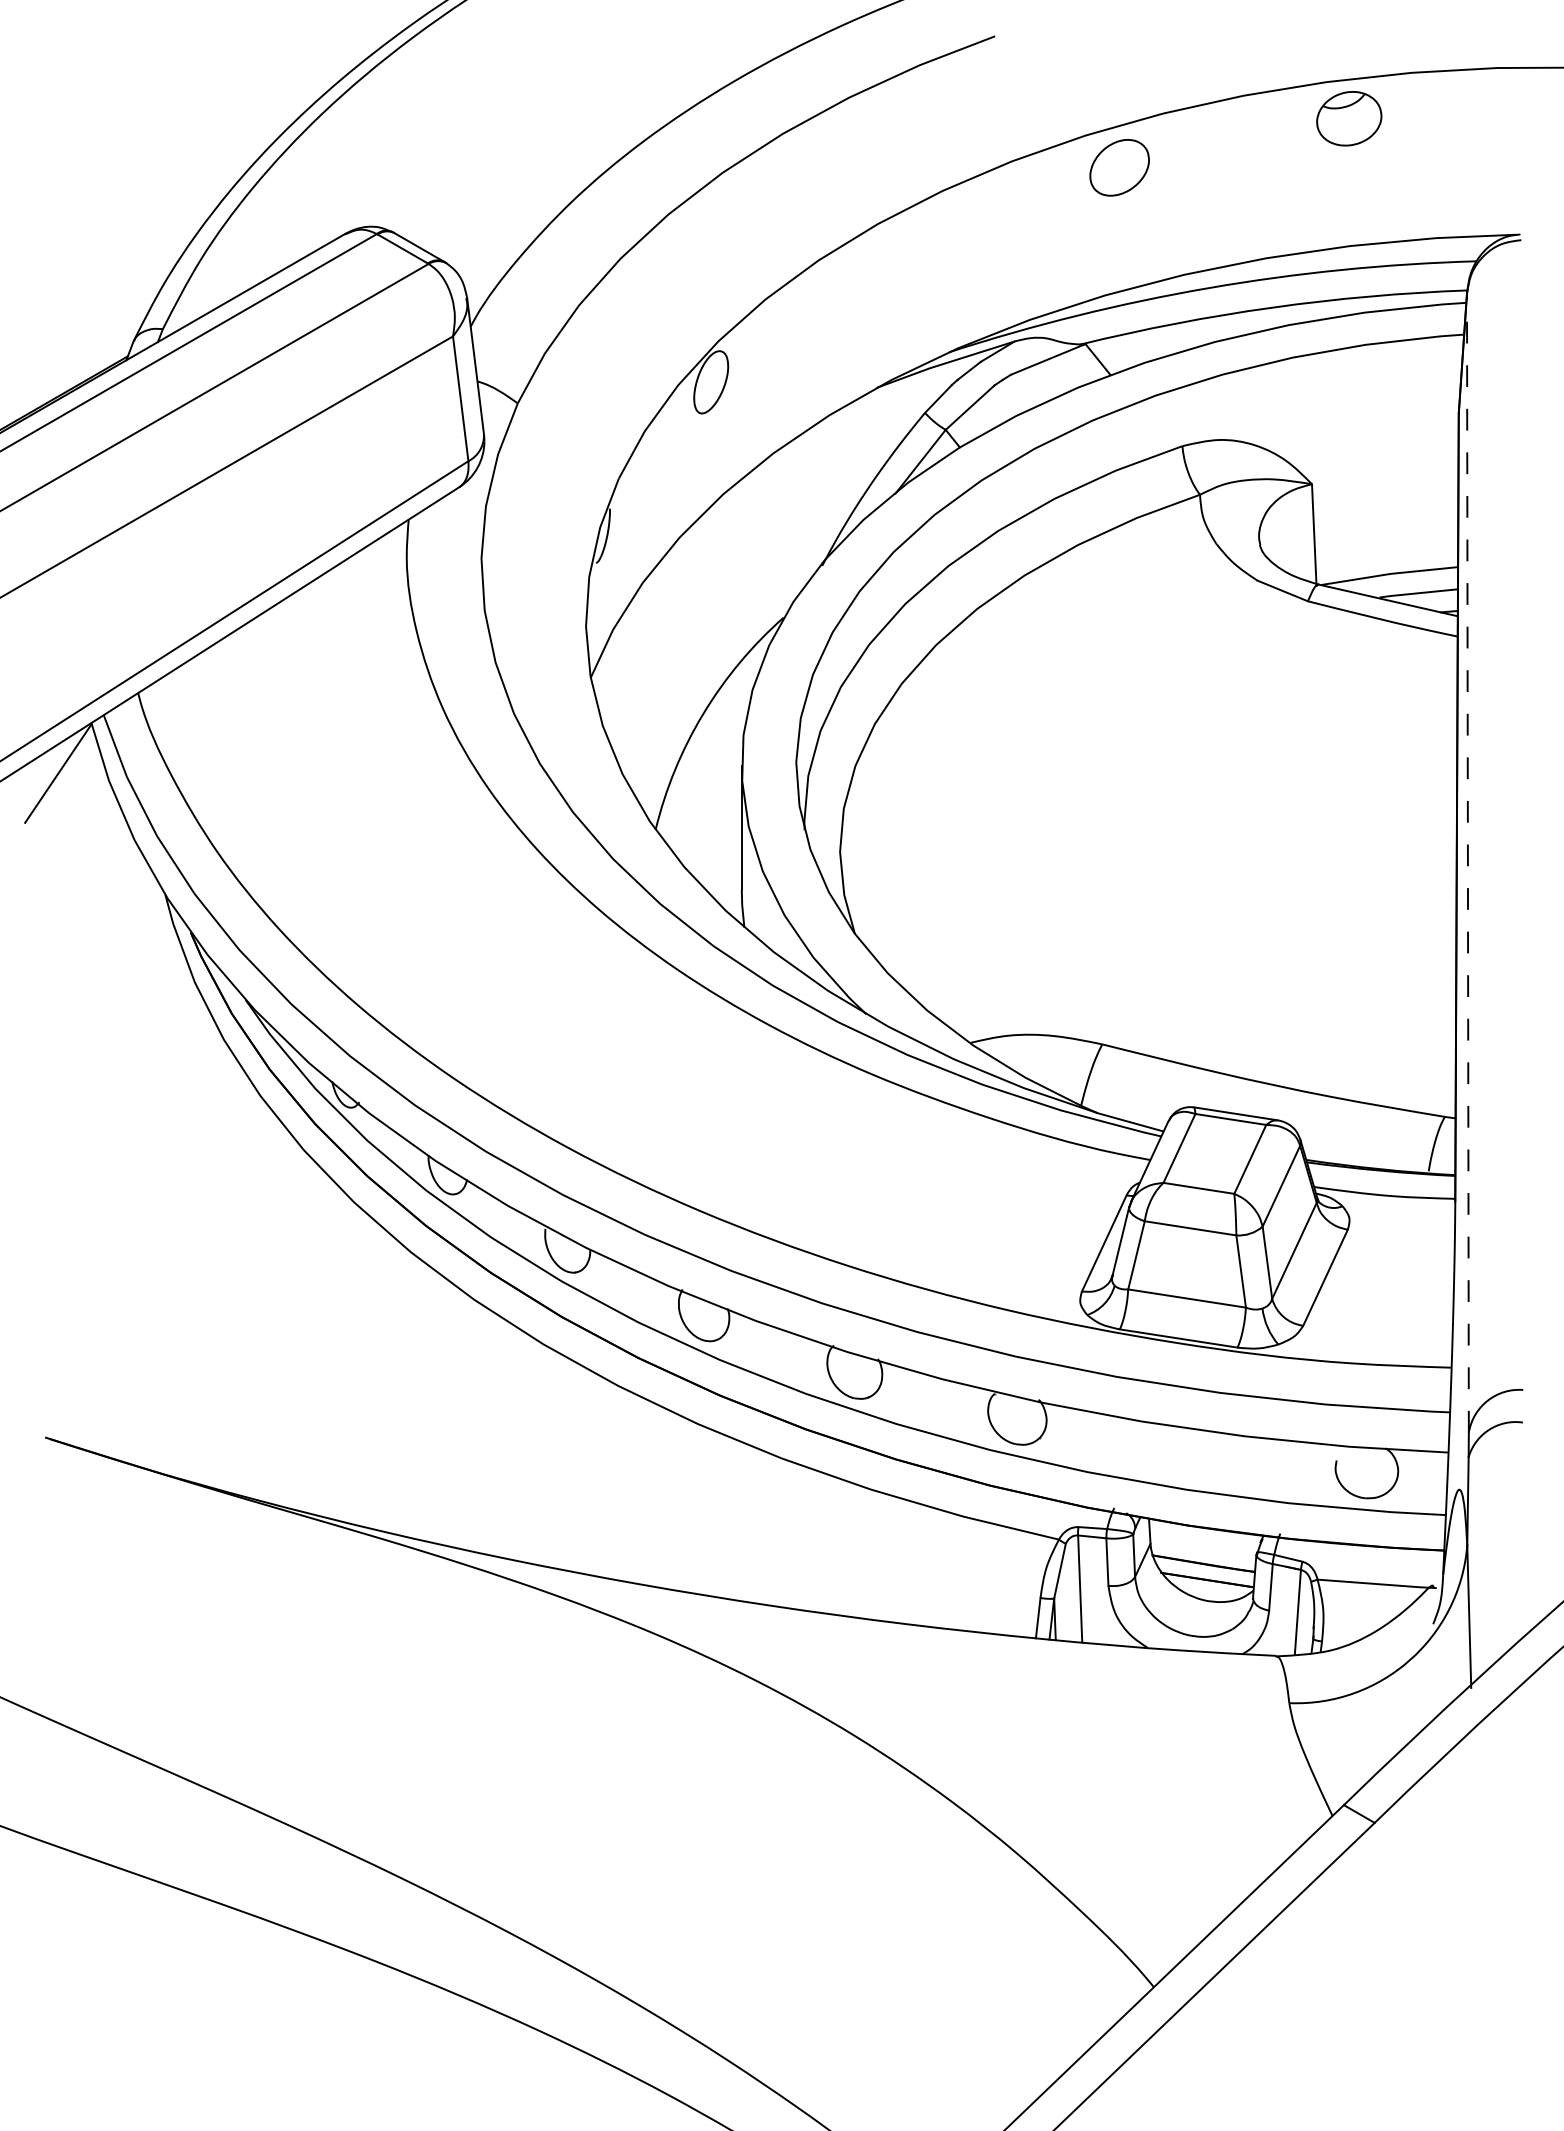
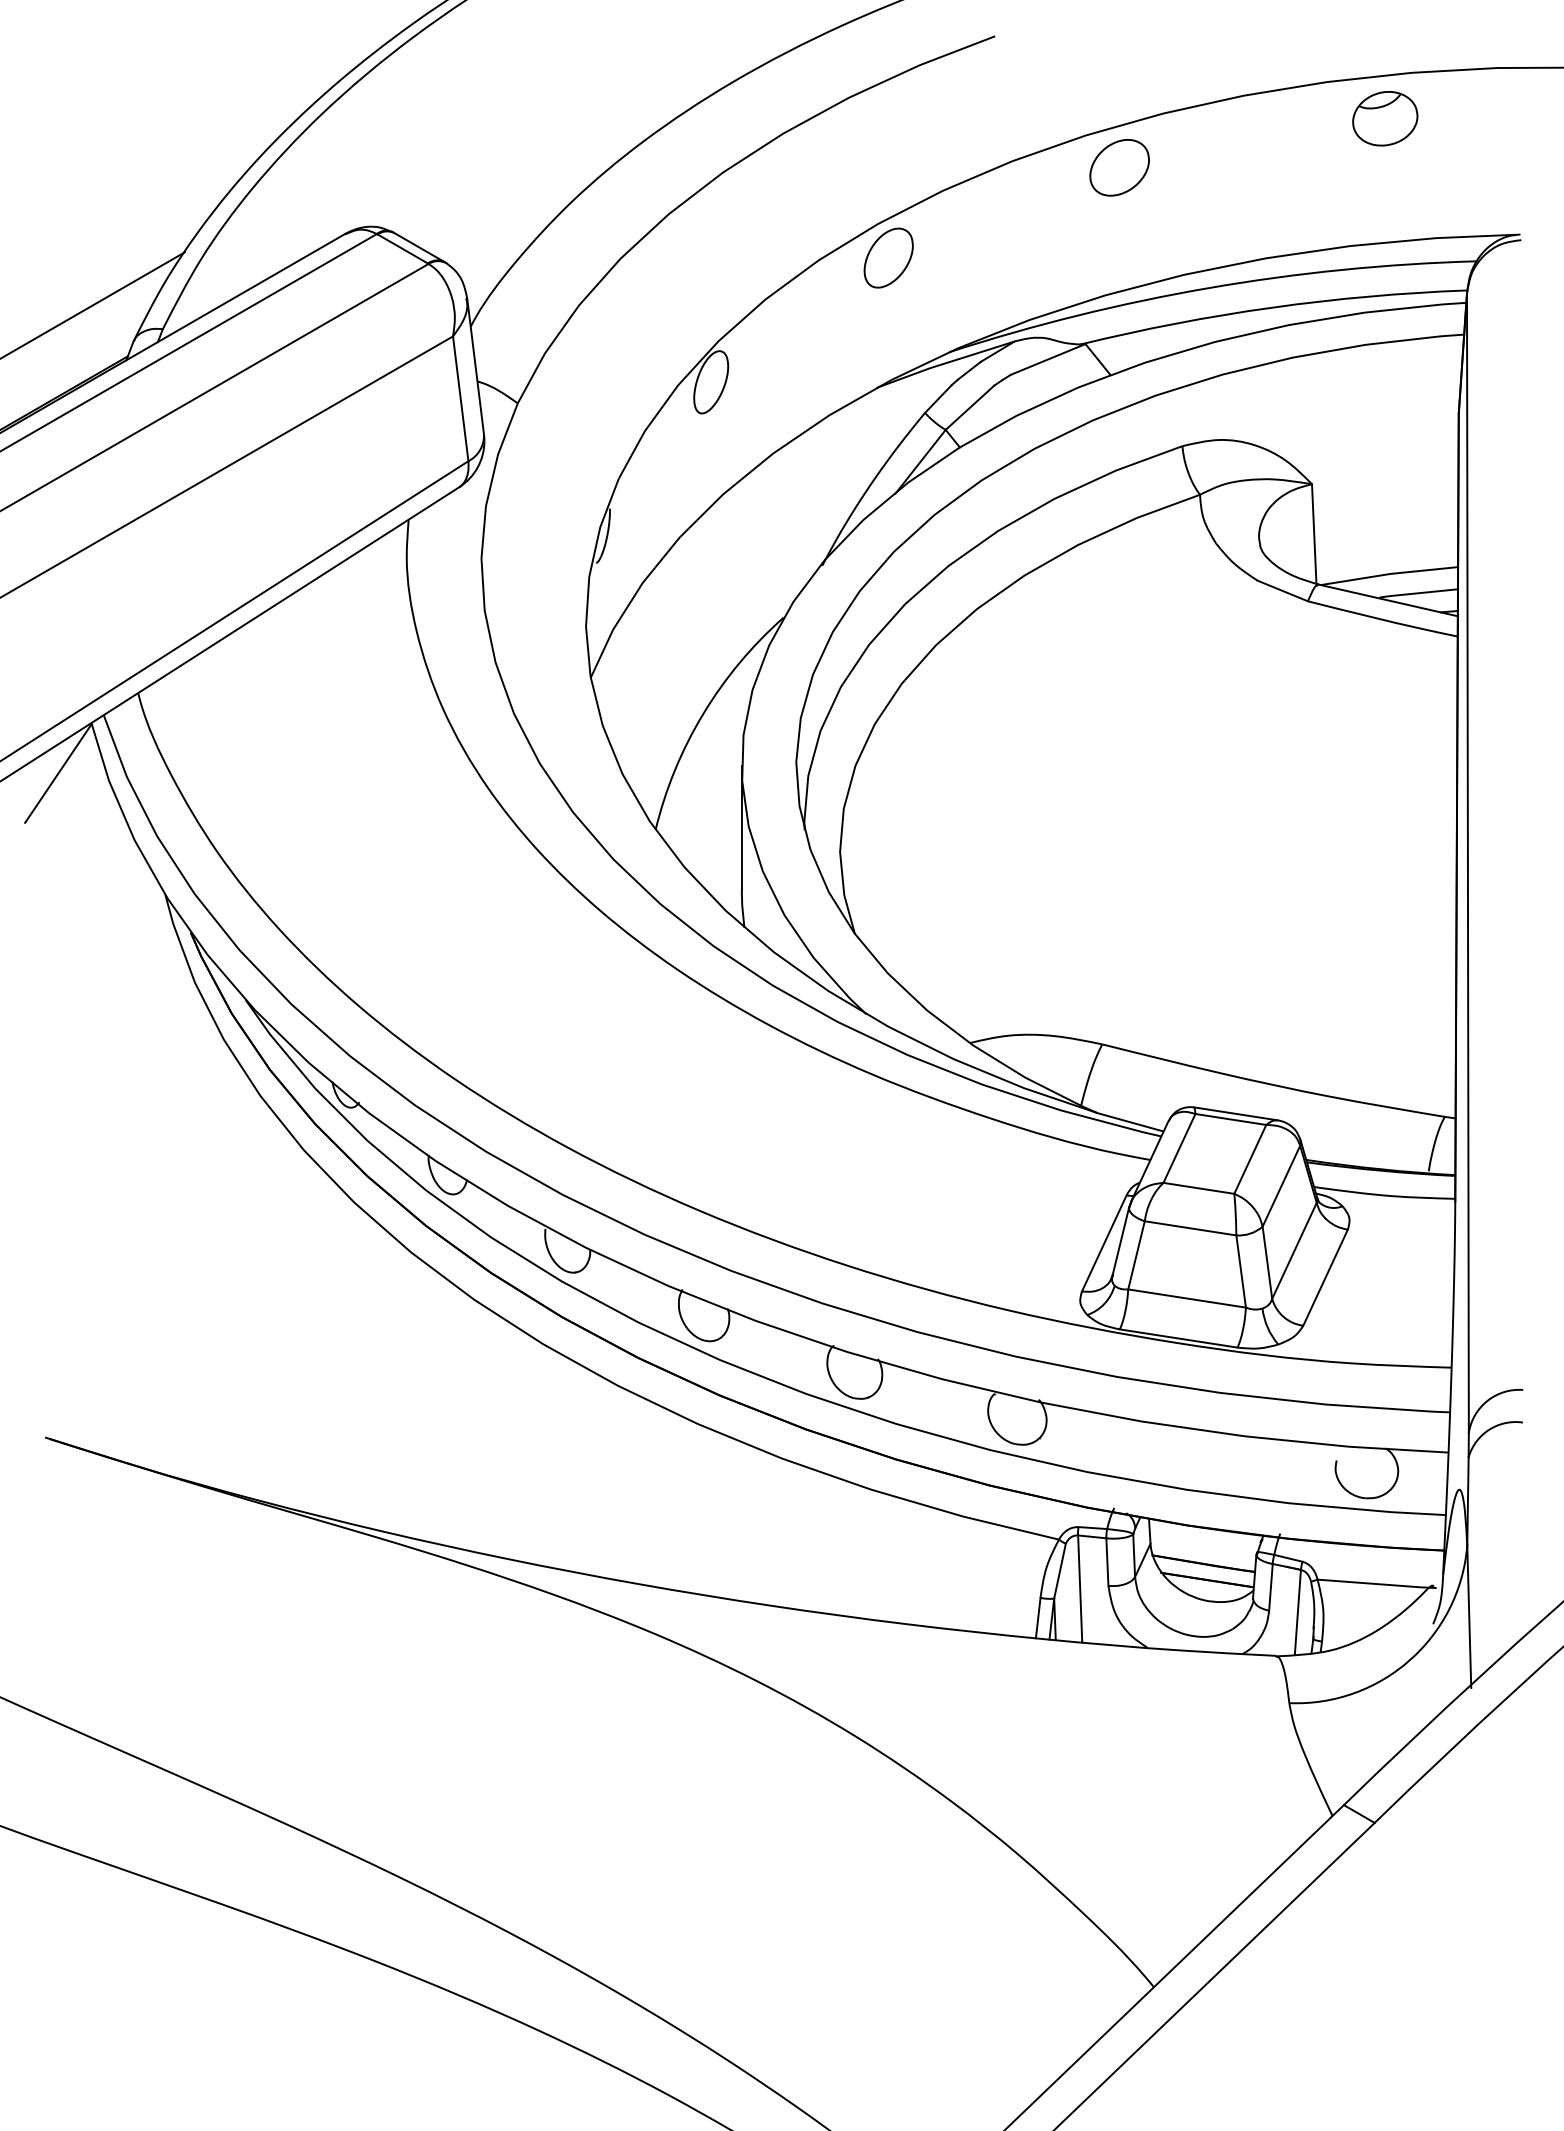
part position: (1349, 118) -> (1385, 118) (1385, 118)
part: none -> present (888, 257)
line: none -> present (93, 304)
line: dashed -> solid (1467, 862)
